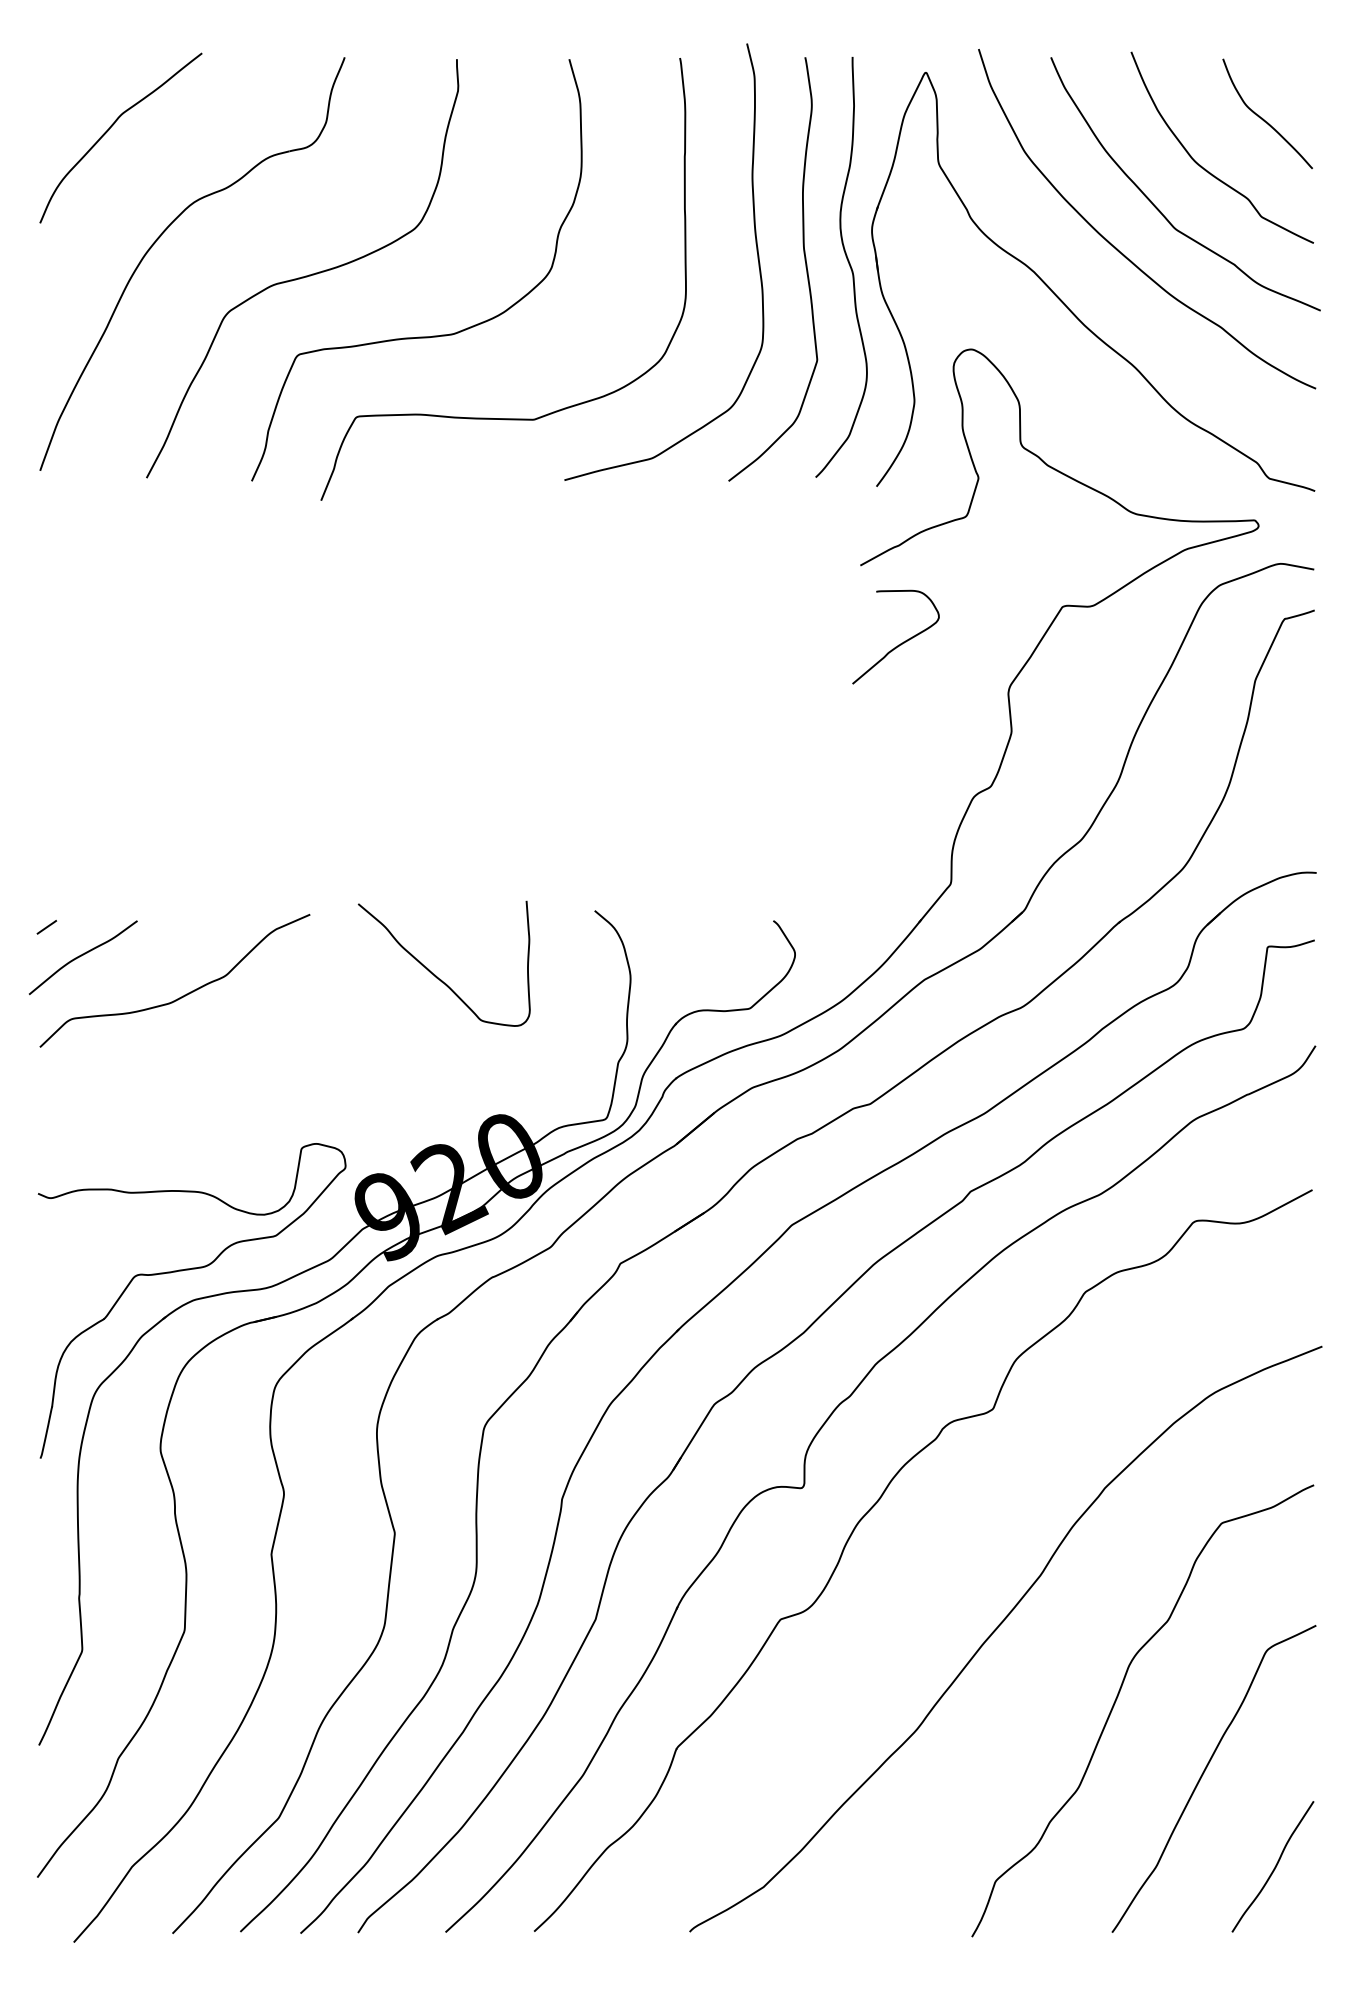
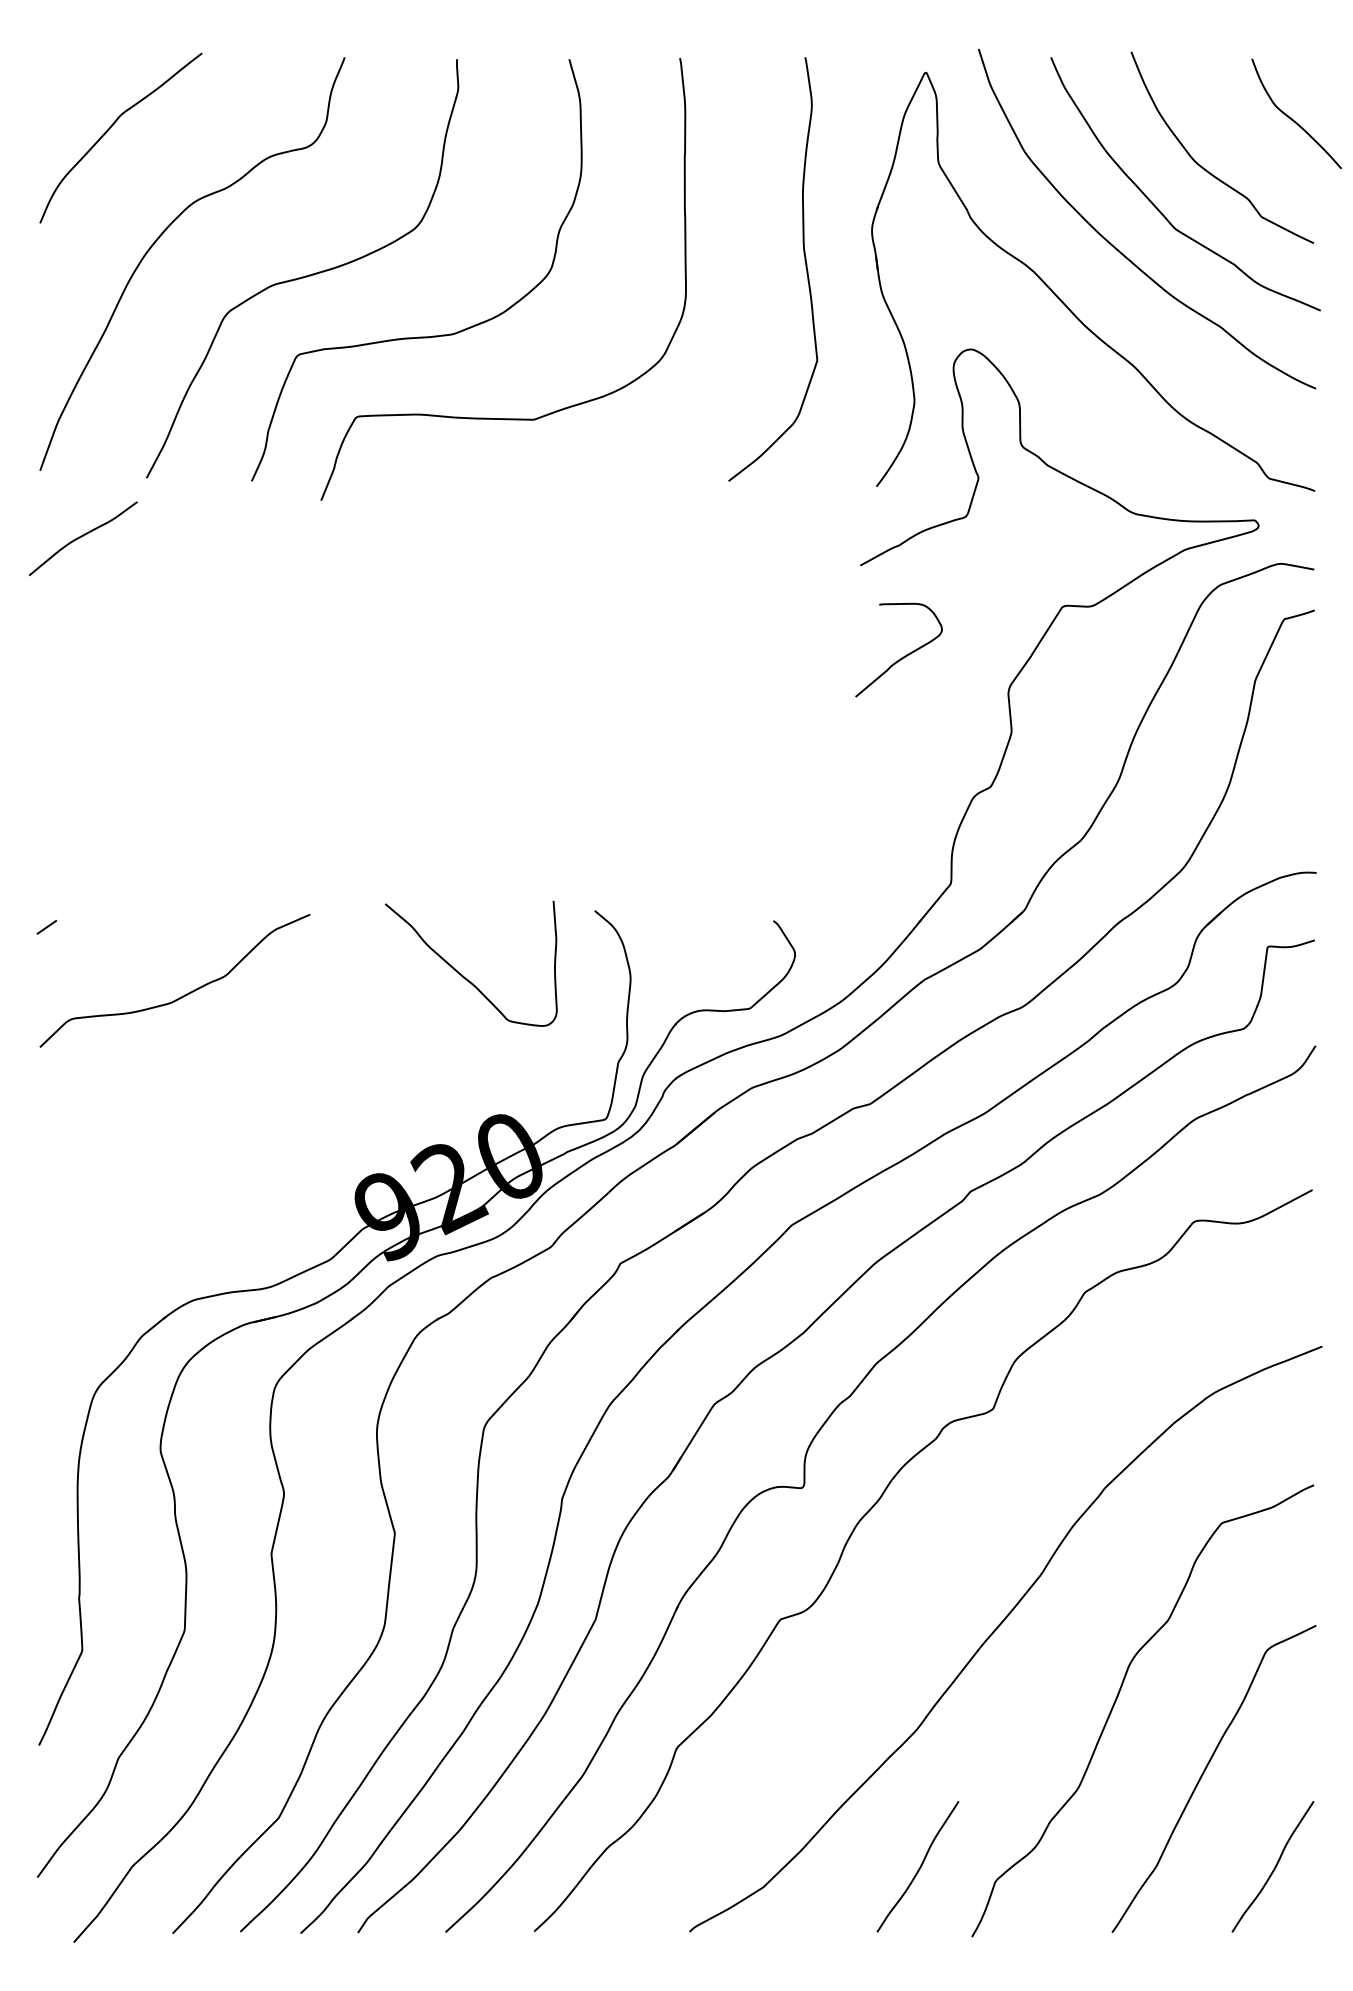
curve position: (1262, 117) -> (1291, 117) (1291, 117)
curve: present -> none (756, 251)
curve: present -> none (848, 264)
curve position: (898, 644) -> (901, 657) (901, 657)
curve position: (83, 955) -> (83, 536) (83, 536)
curve position: (435, 974) -> (462, 974) (462, 974)
part: present -> none (189, 1270)
curve: none -> present (919, 1866)
